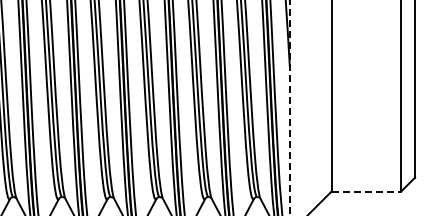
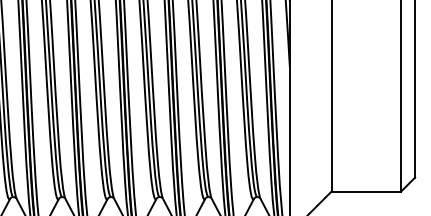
line: dashed -> solid (289, 108)
line: dashed -> solid (366, 191)
